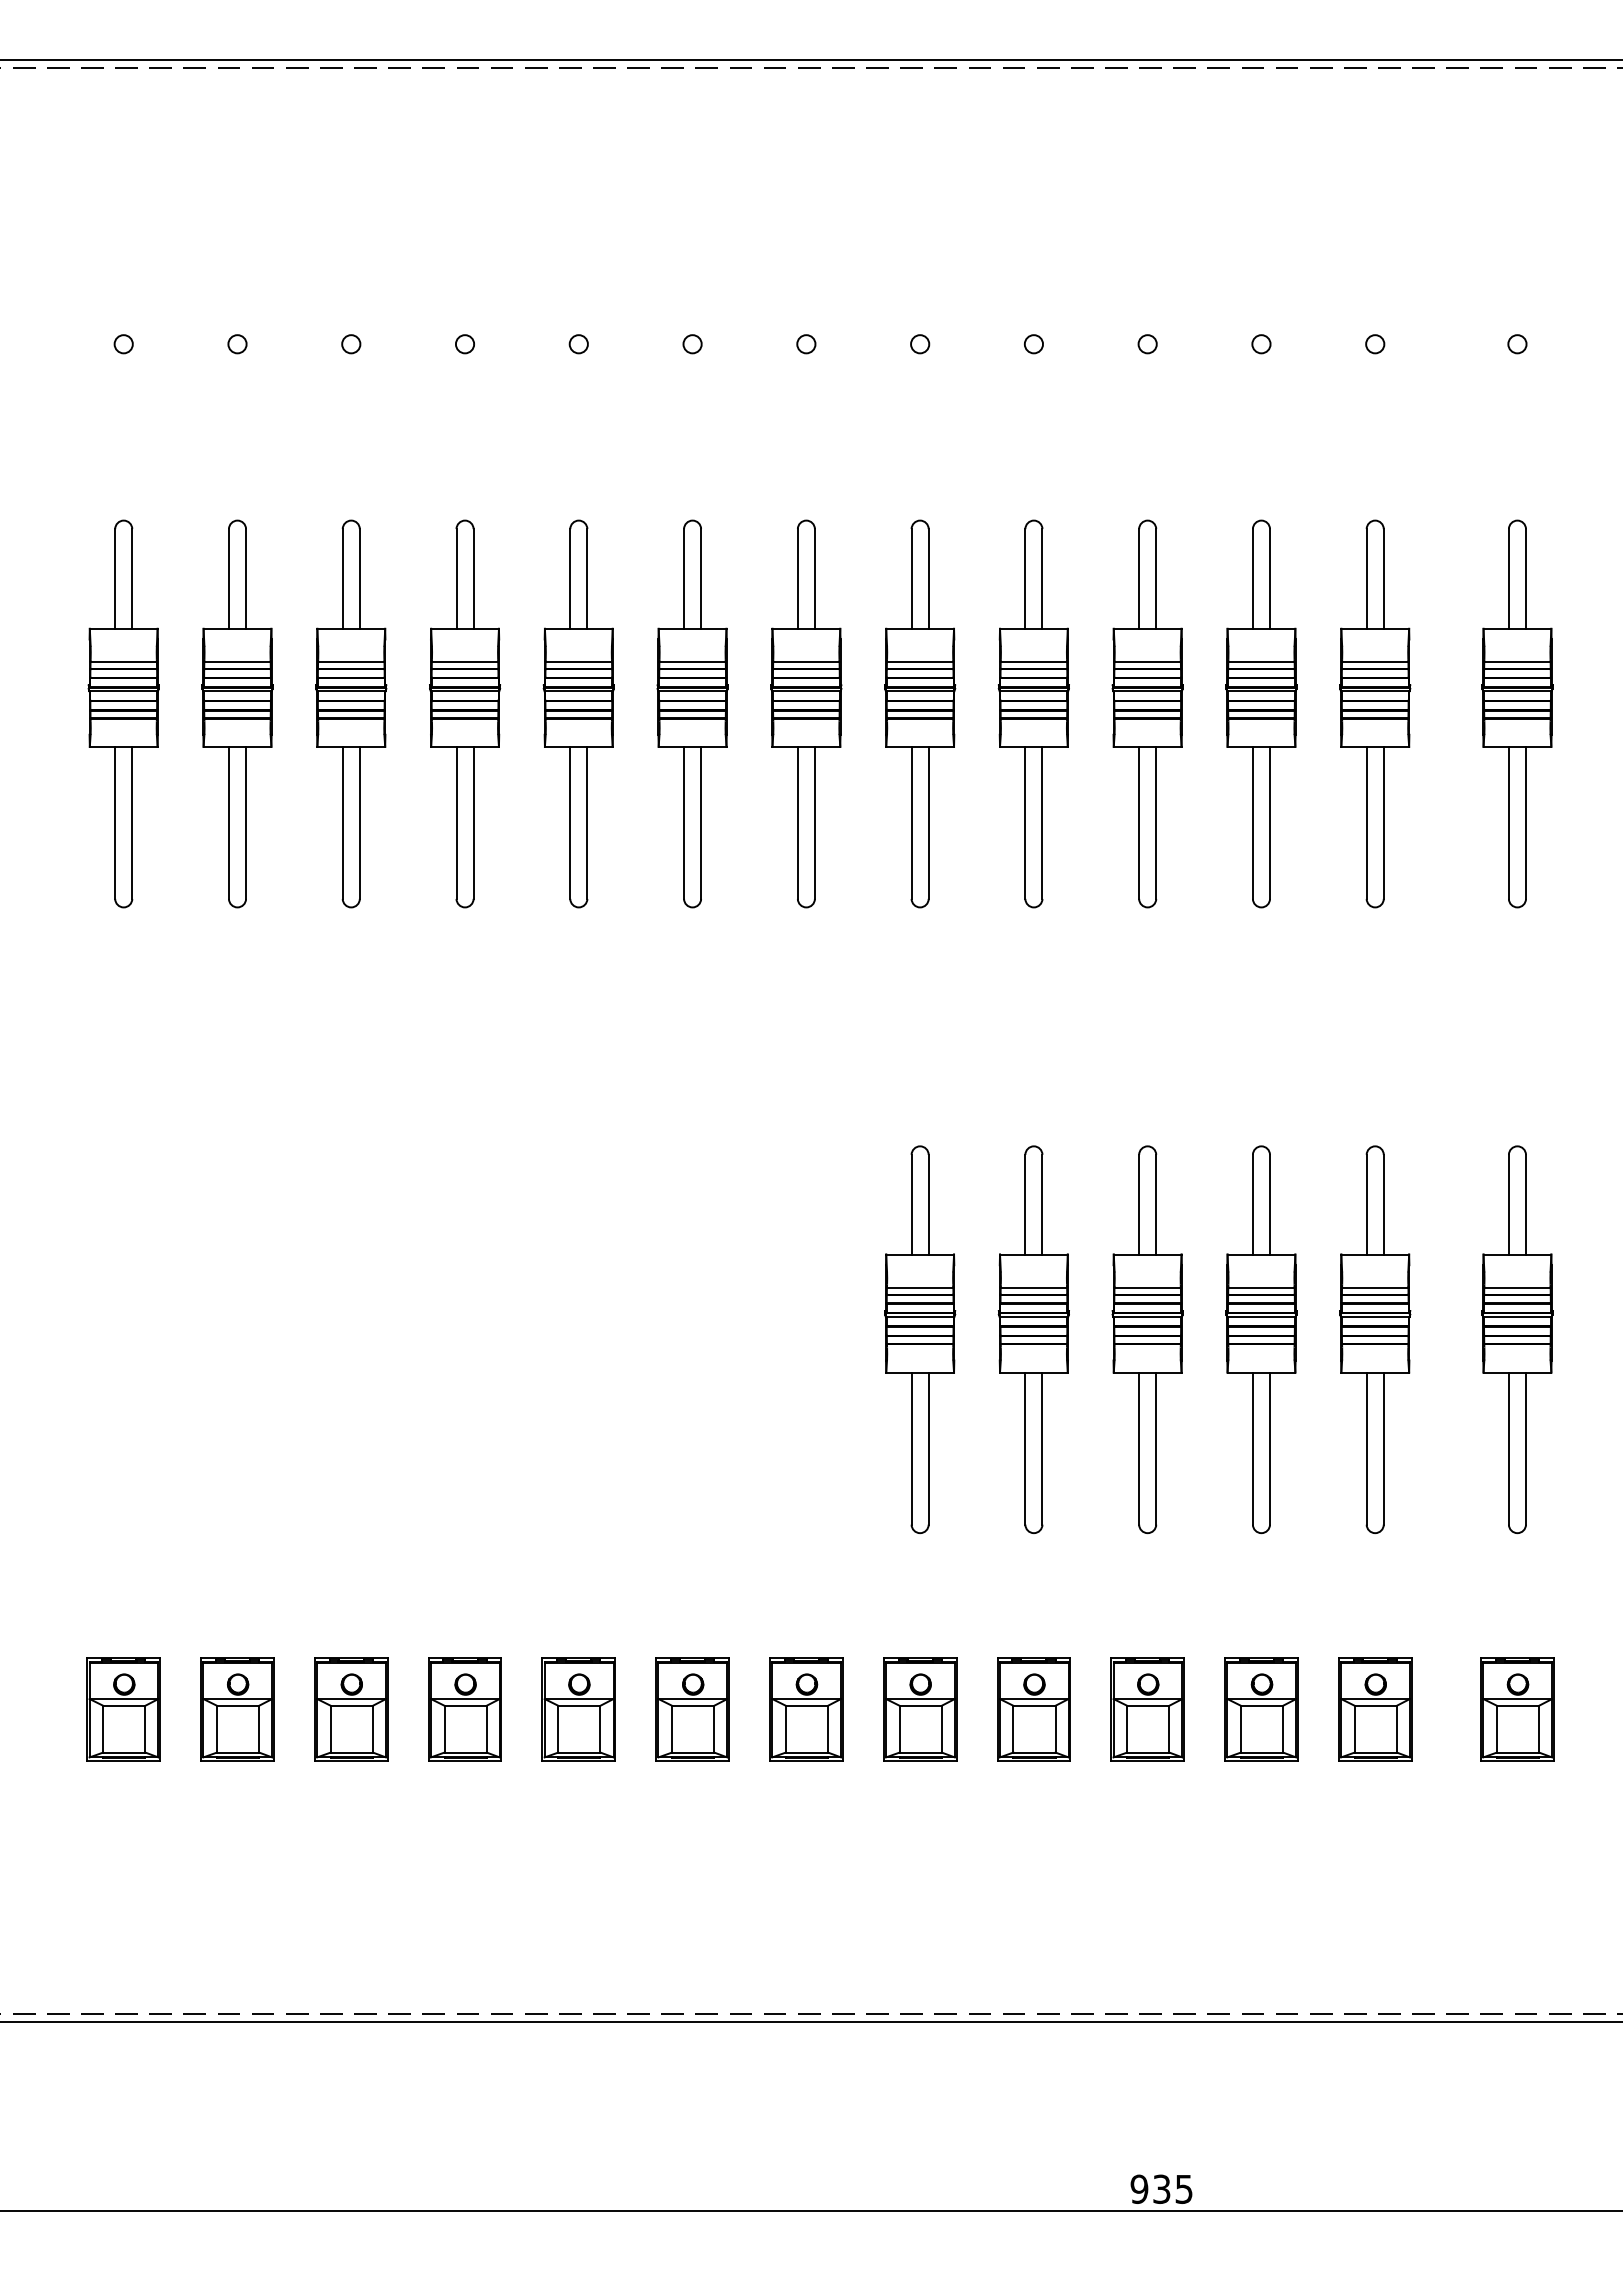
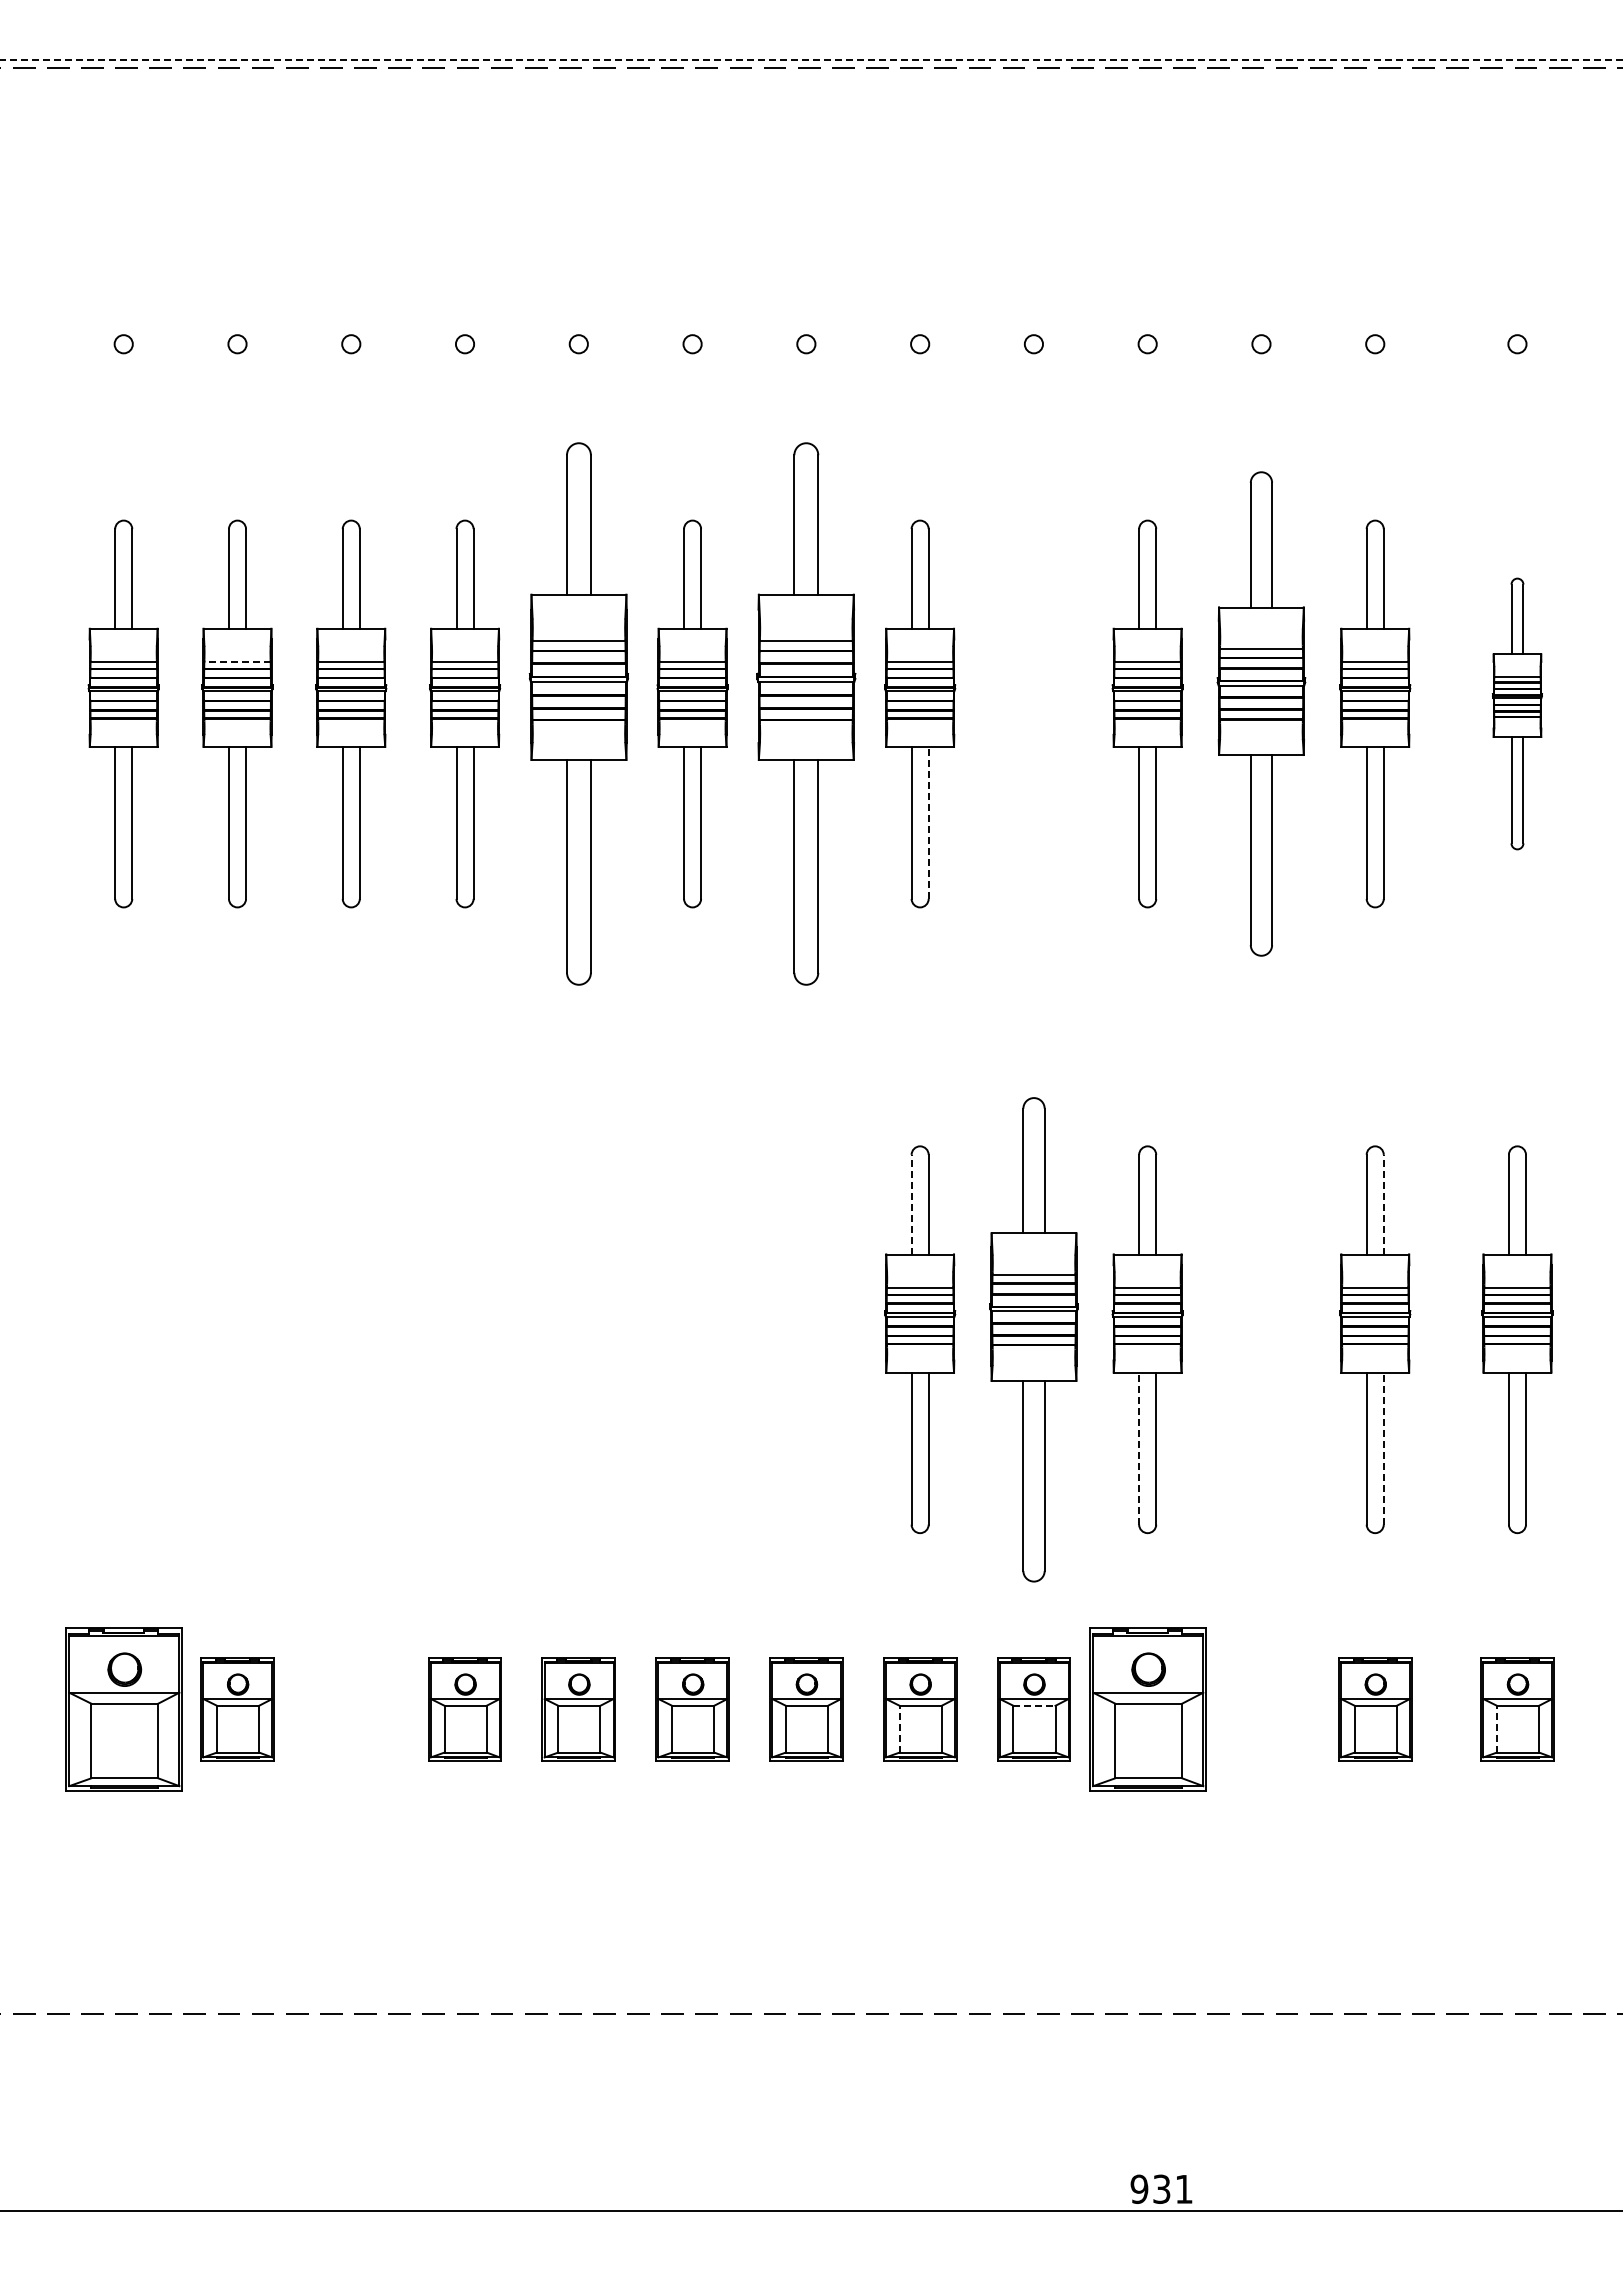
line: solid -> dashed (811, 59)
line: solid -> dashed (237, 661)
part size: 73x390 px -> 101x544 px (578, 713)
part size: 73x390 px -> 101x544 px (806, 713)
part: present -> none (1033, 713)
part size: 73x390 px -> 91x486 px (1261, 713)
part size: 73x390 px -> 51x274 px (1517, 713)
line: solid -> dashed (928, 822)
line: solid -> dashed (911, 1204)
line: solid -> dashed (1383, 1204)
part size: 73x389 px -> 90x486 px (1033, 1339)
part: present -> none (1261, 1339)
line: solid -> dashed (1139, 1448)
line: solid -> dashed (1383, 1448)
line: solid -> dashed (1034, 1705)
part size: 75x105 px -> 118x165 px (123, 1709)
part: present -> none (351, 1709)
part size: 75x105 px -> 118x165 px (1147, 1709)
part: present -> none (1261, 1709)
line: solid -> dashed (899, 1728)
line: solid -> dashed (1496, 1728)
line: present -> none (810, 2022)
text: 935 -> 931 (1183, 2189)
